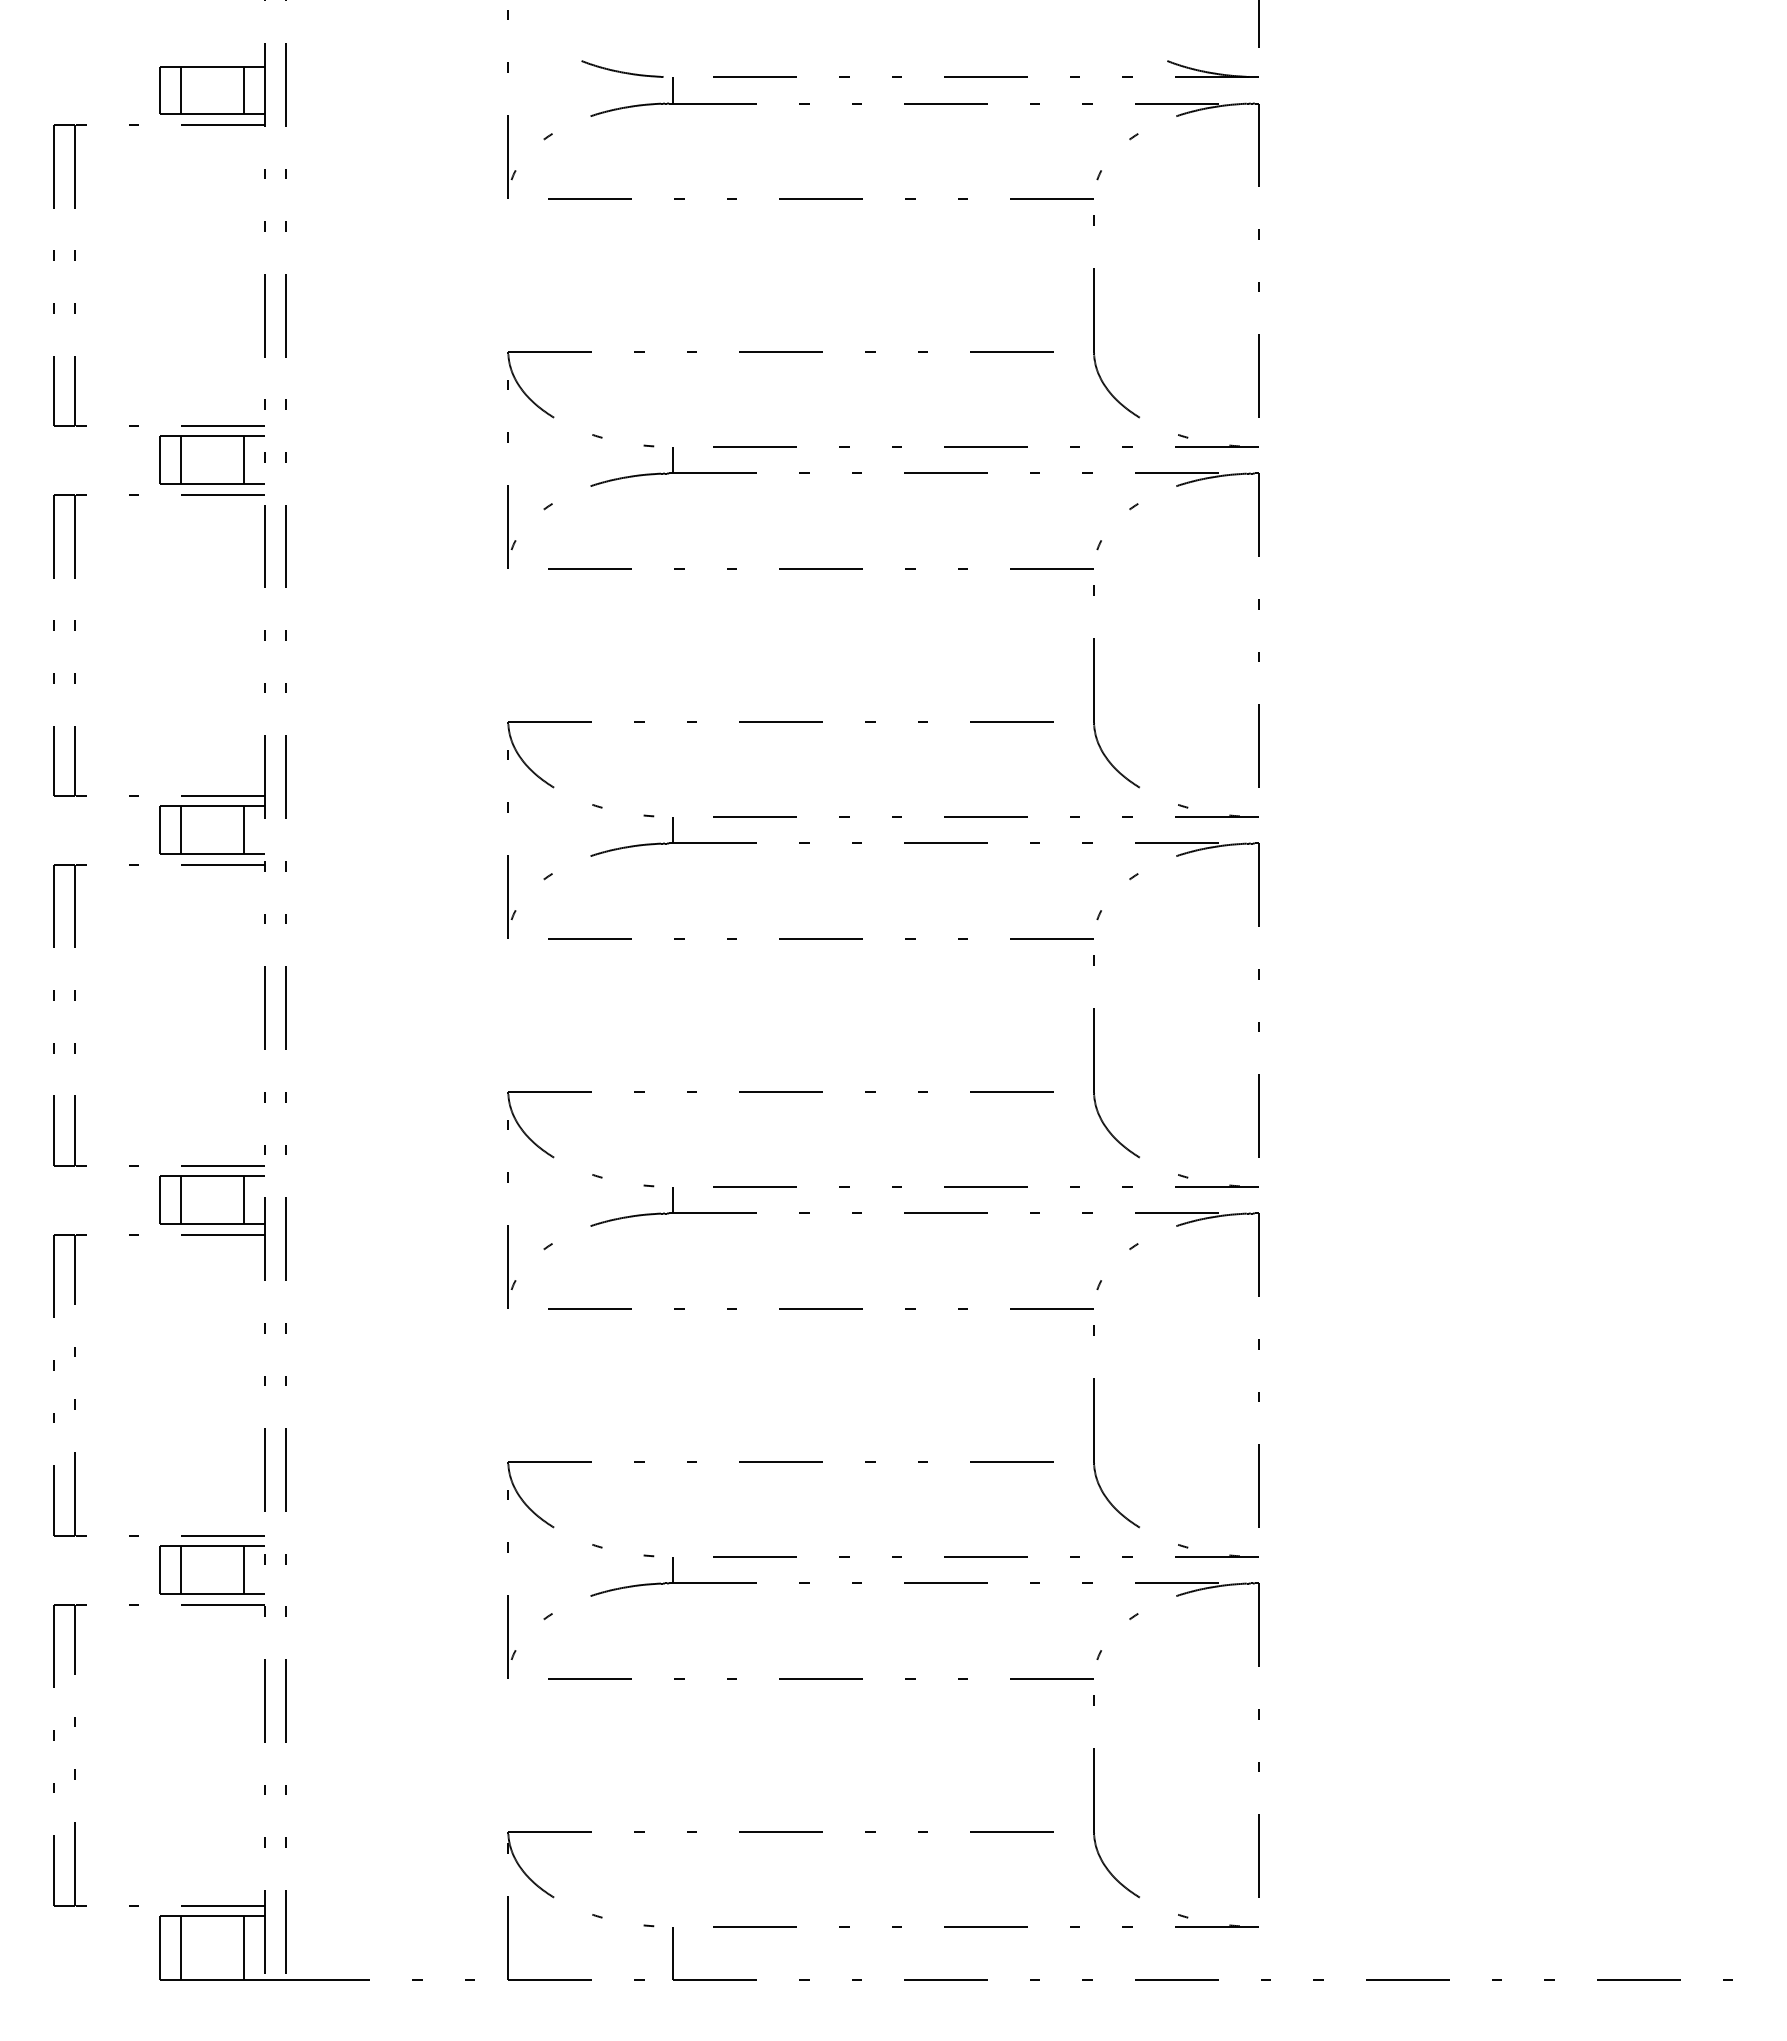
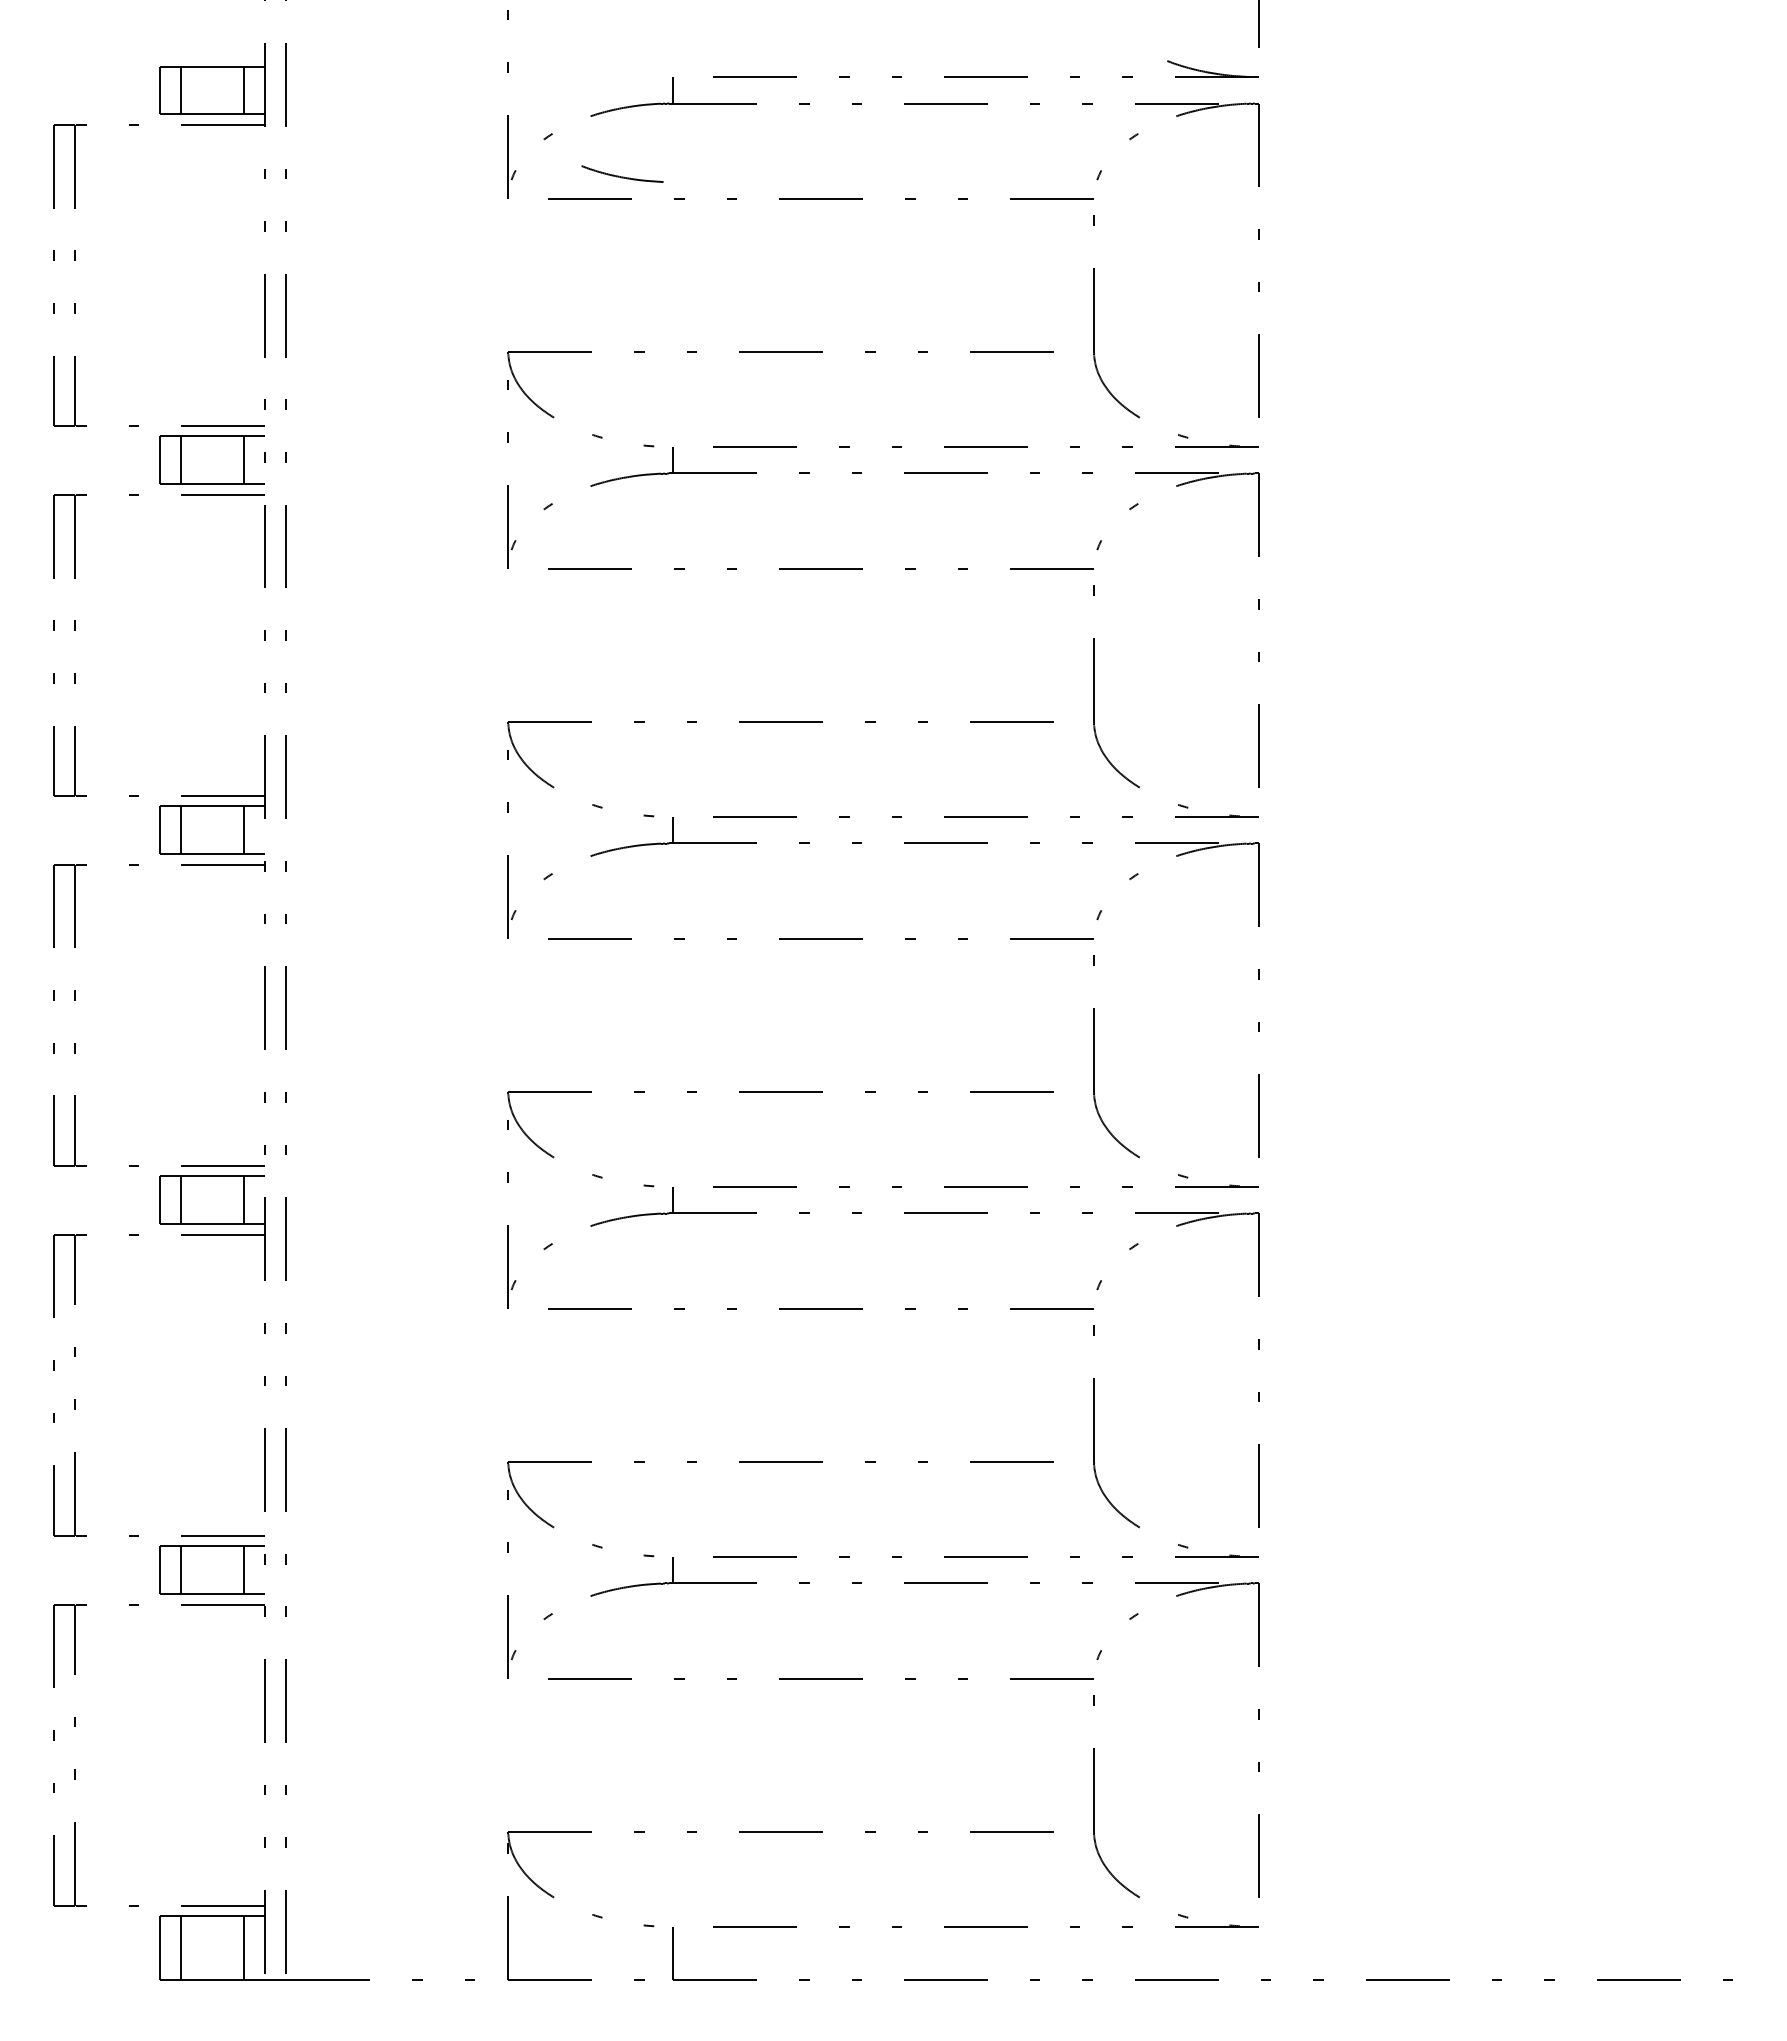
curve position: (622, 71) -> (622, 176) (622, 176)
